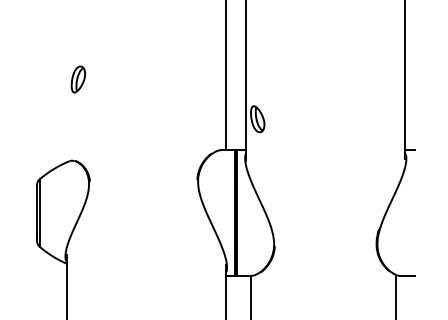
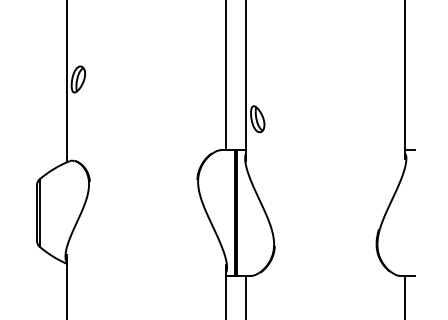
line: none -> present (66, 82)
line position: (251, 295) -> (246, 295) (246, 295)
line position: (396, 295) -> (405, 295) (405, 295)
